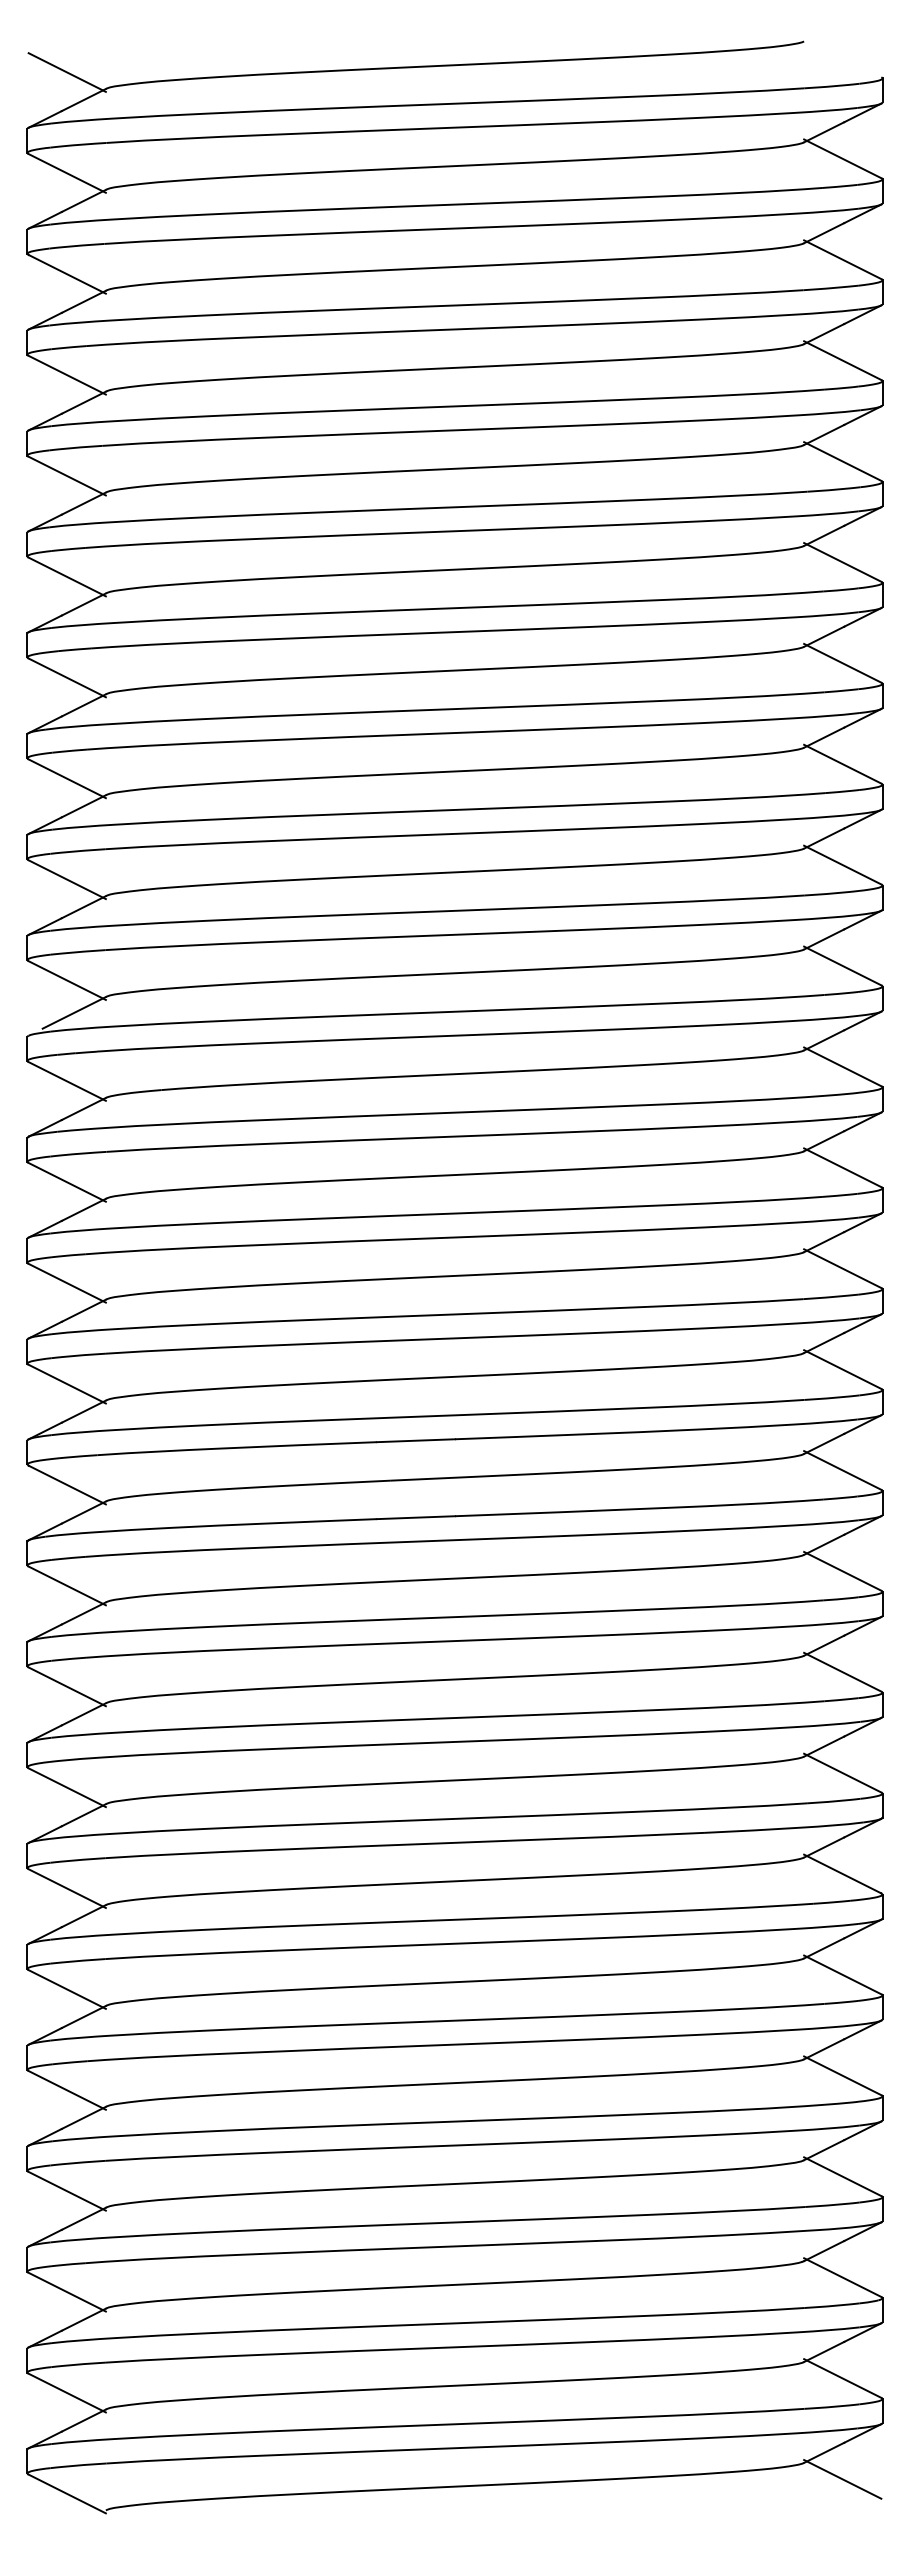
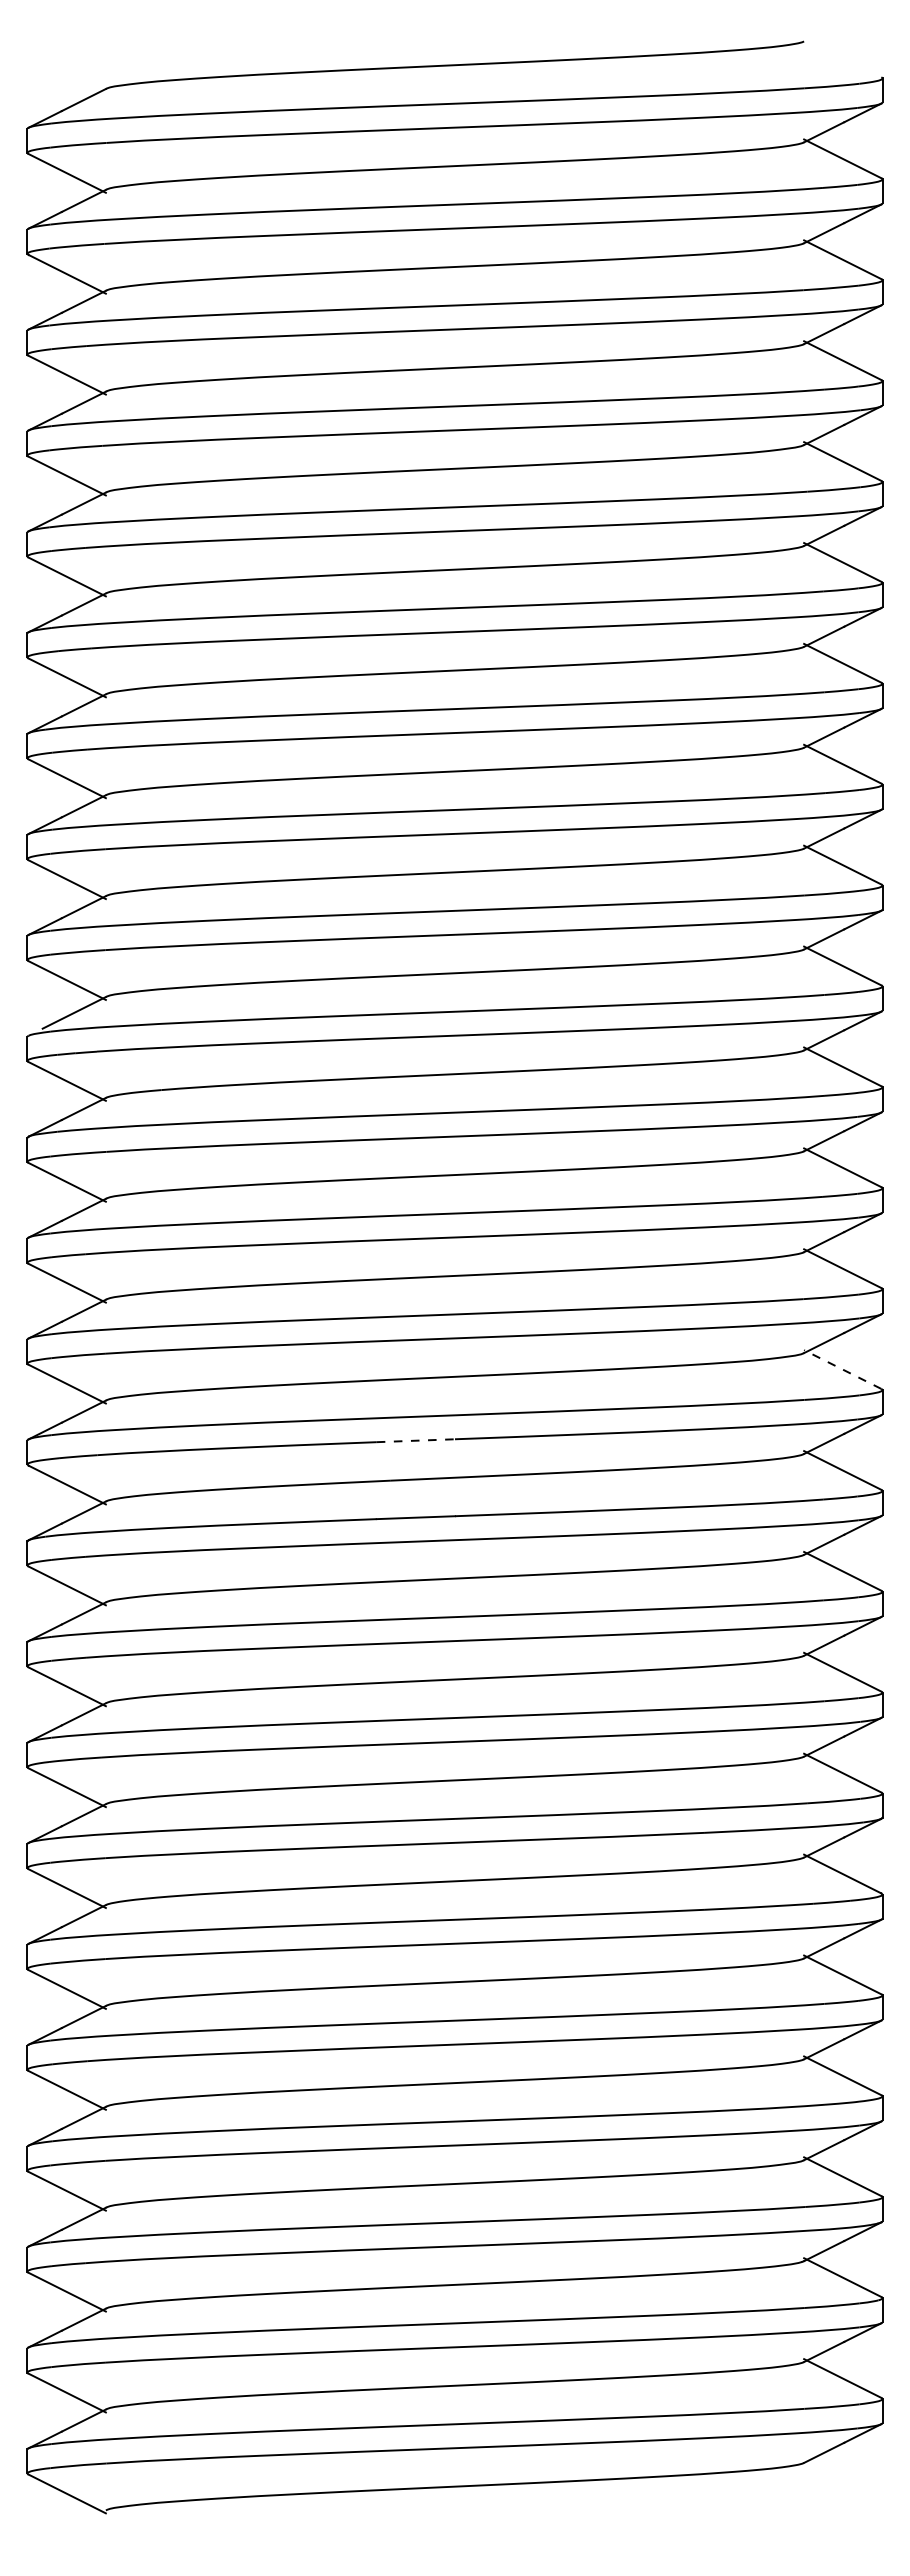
line: present -> none (66, 72)
line: solid -> dashed (842, 1369)
line: solid -> dashed (416, 1440)
line: present -> none (842, 2479)
